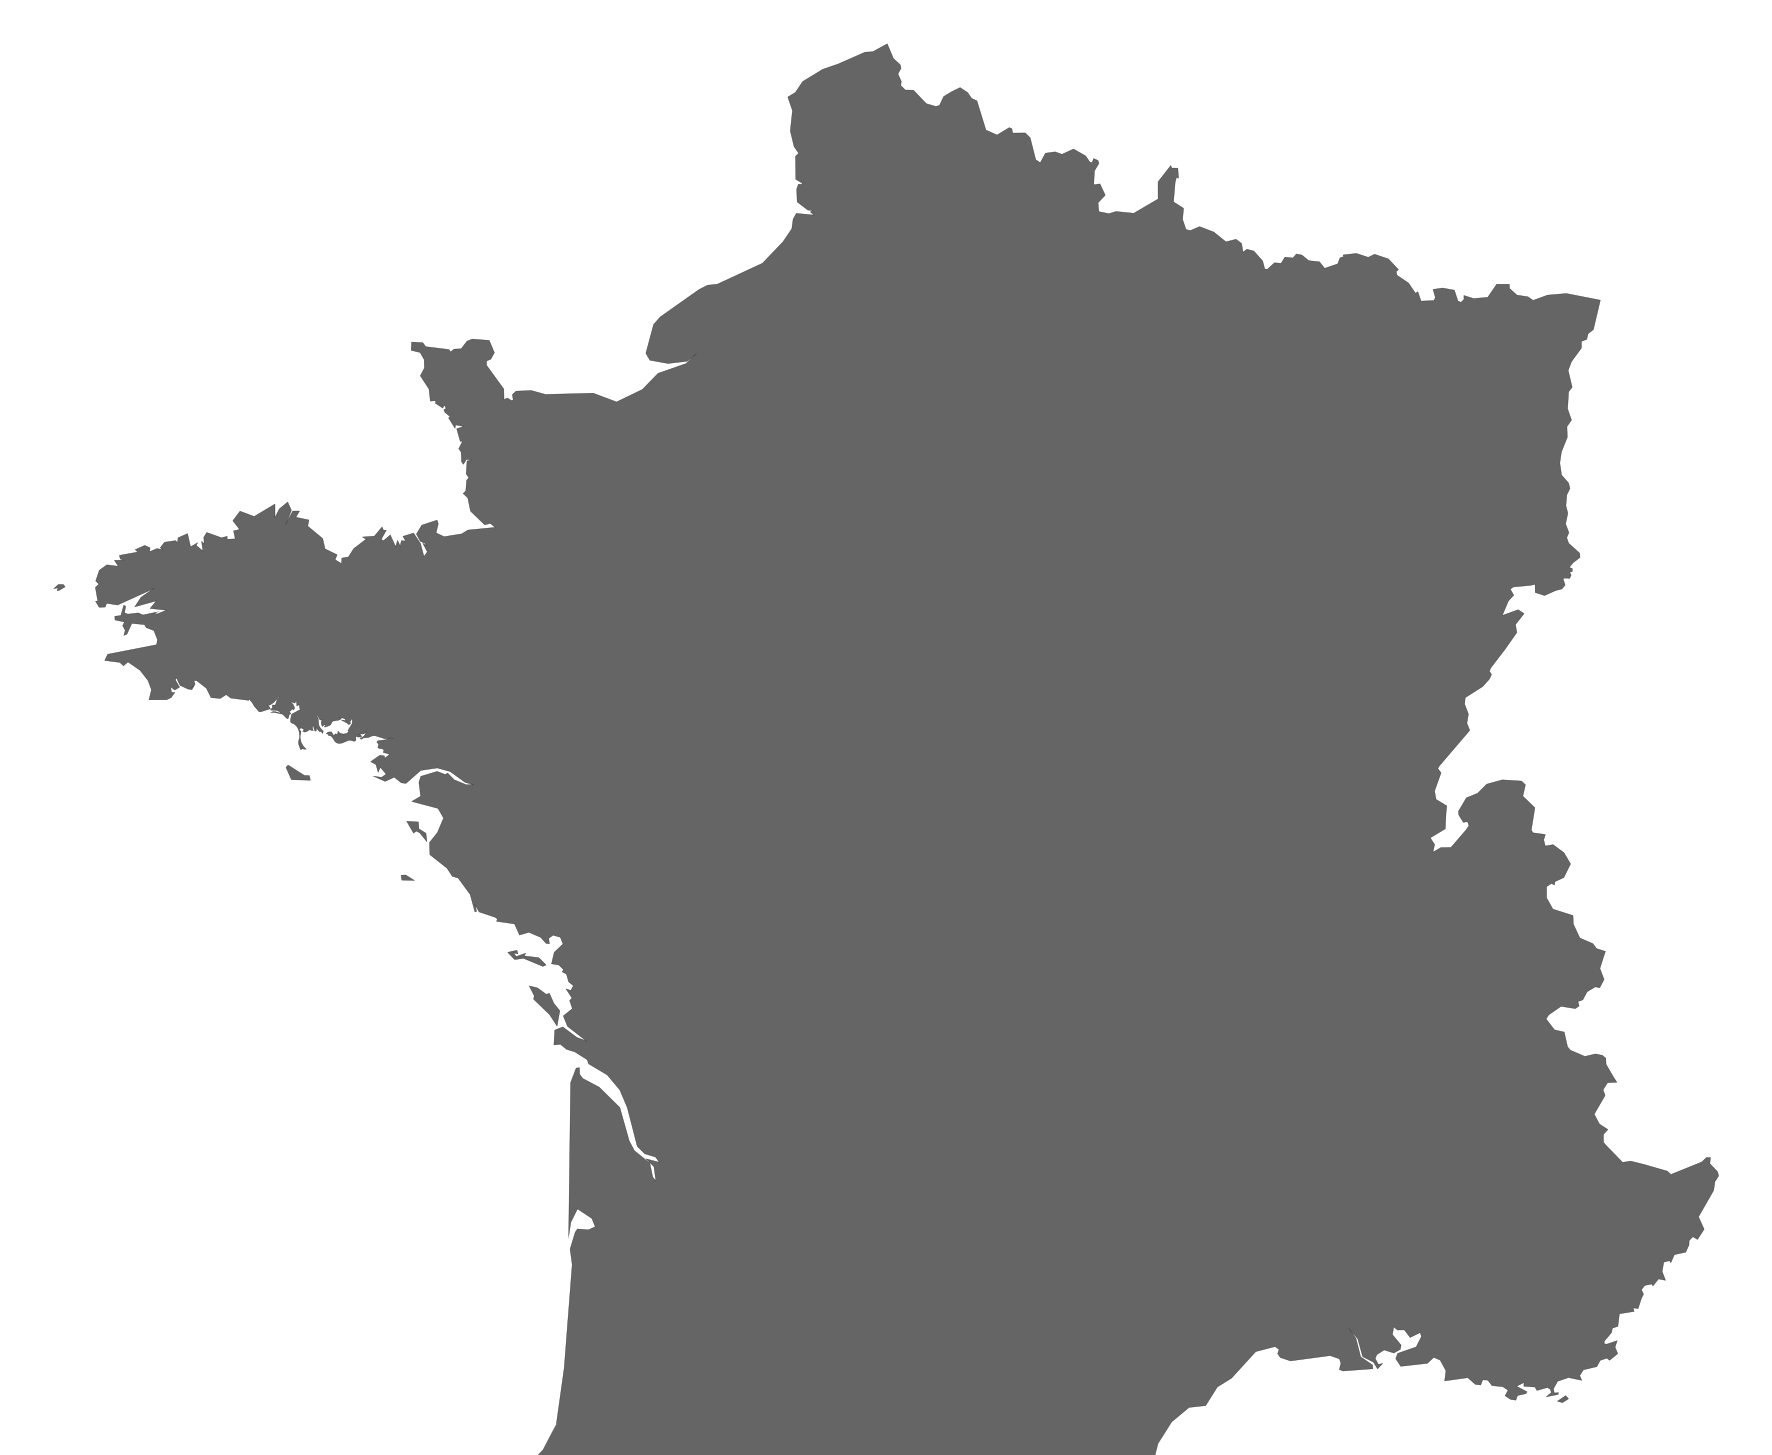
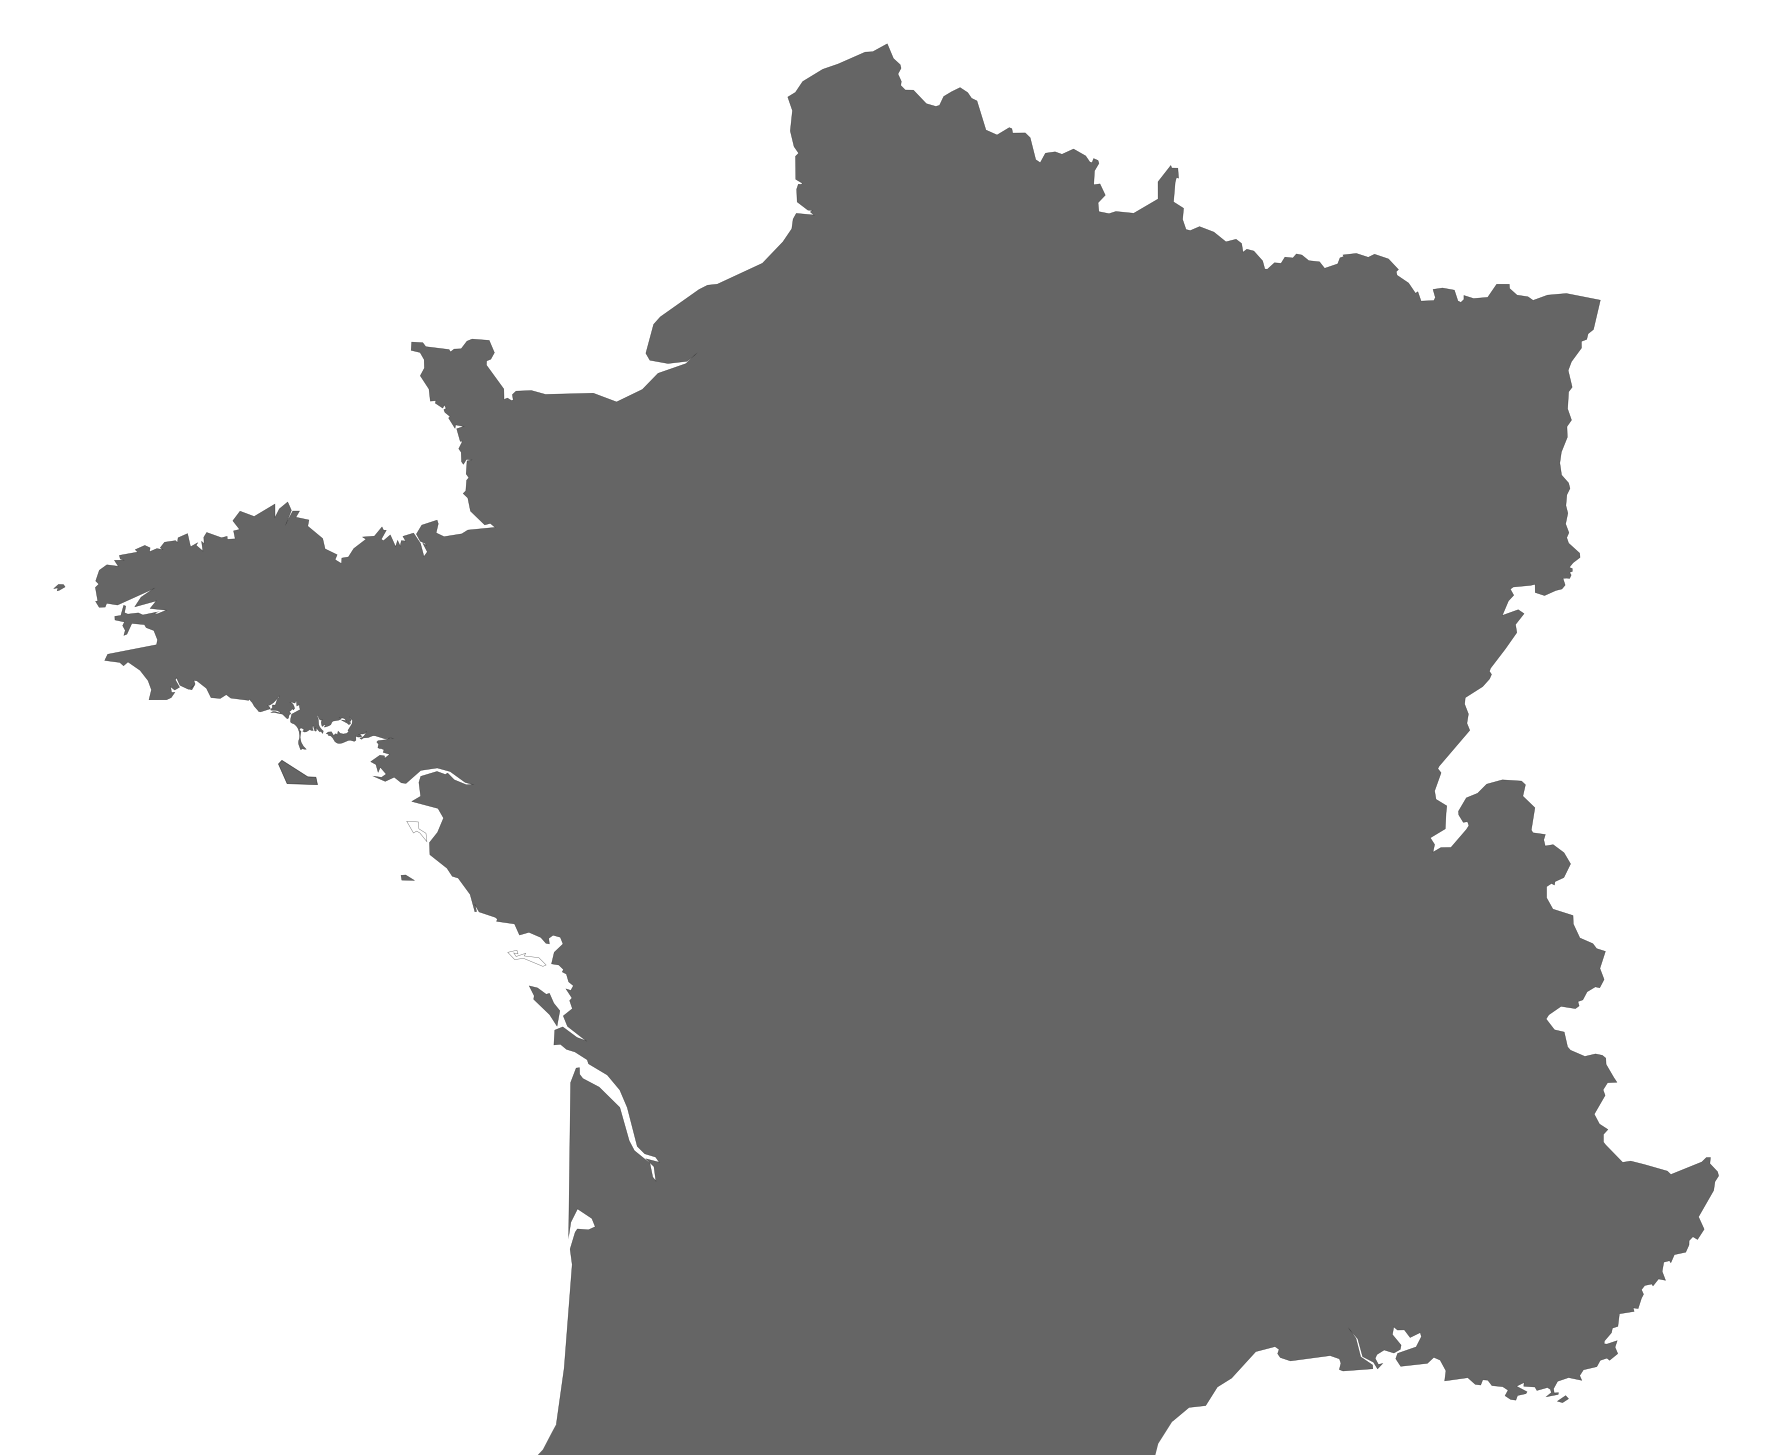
part size: 25x16 px -> 40x25 px (297, 772)
fill: present -> none (416, 831)
fill: present -> none (526, 958)
